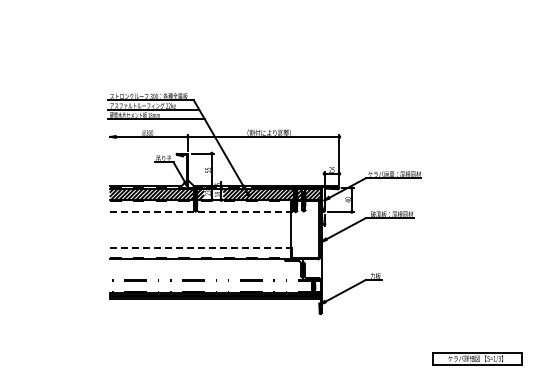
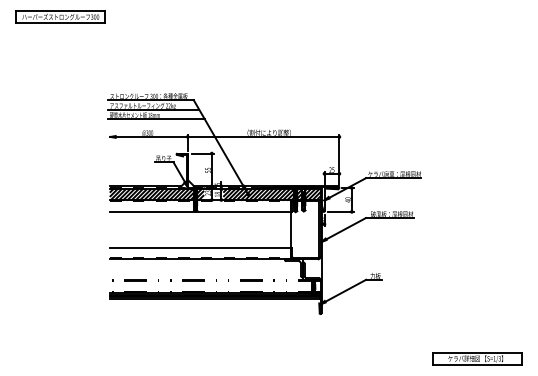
part: none -> present (60, 16)
line: dashed -> solid (201, 211)
line: dashed -> solid (201, 247)
